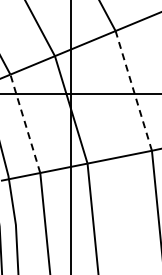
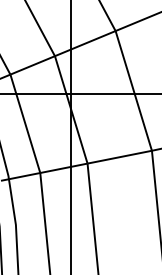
line: dashed -> solid (133, 90)
line: dashed -> solid (25, 123)
